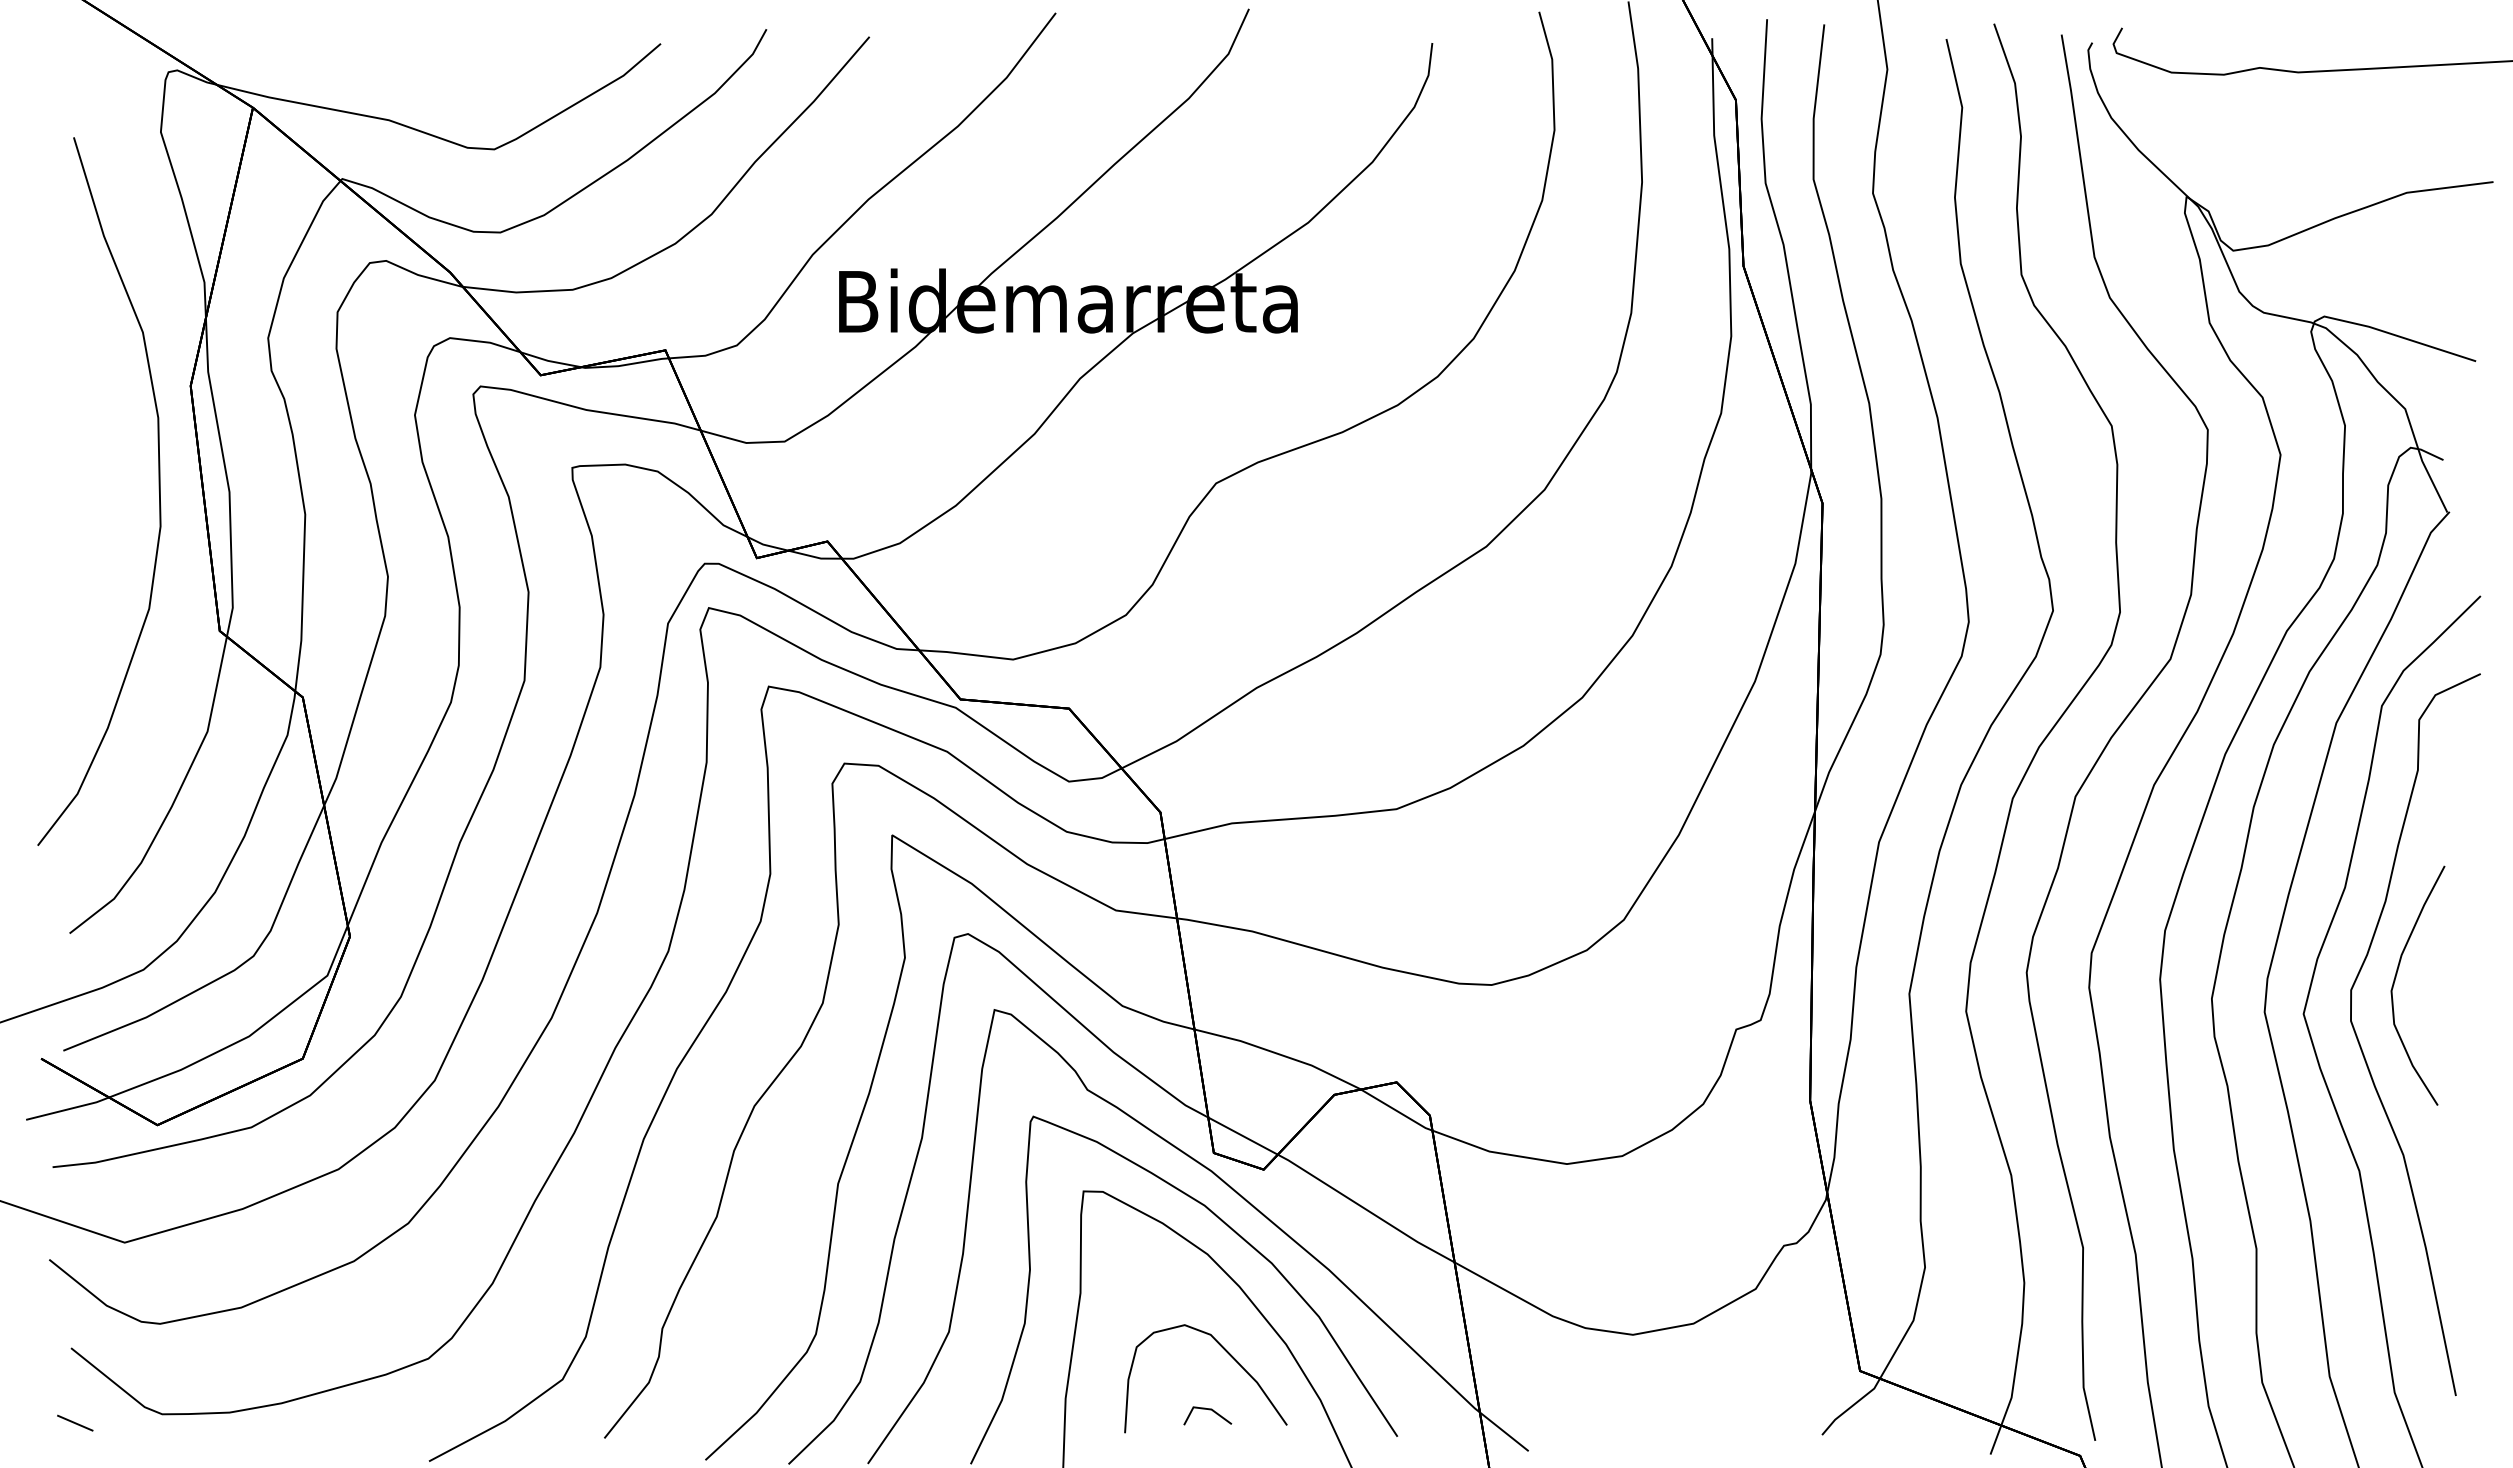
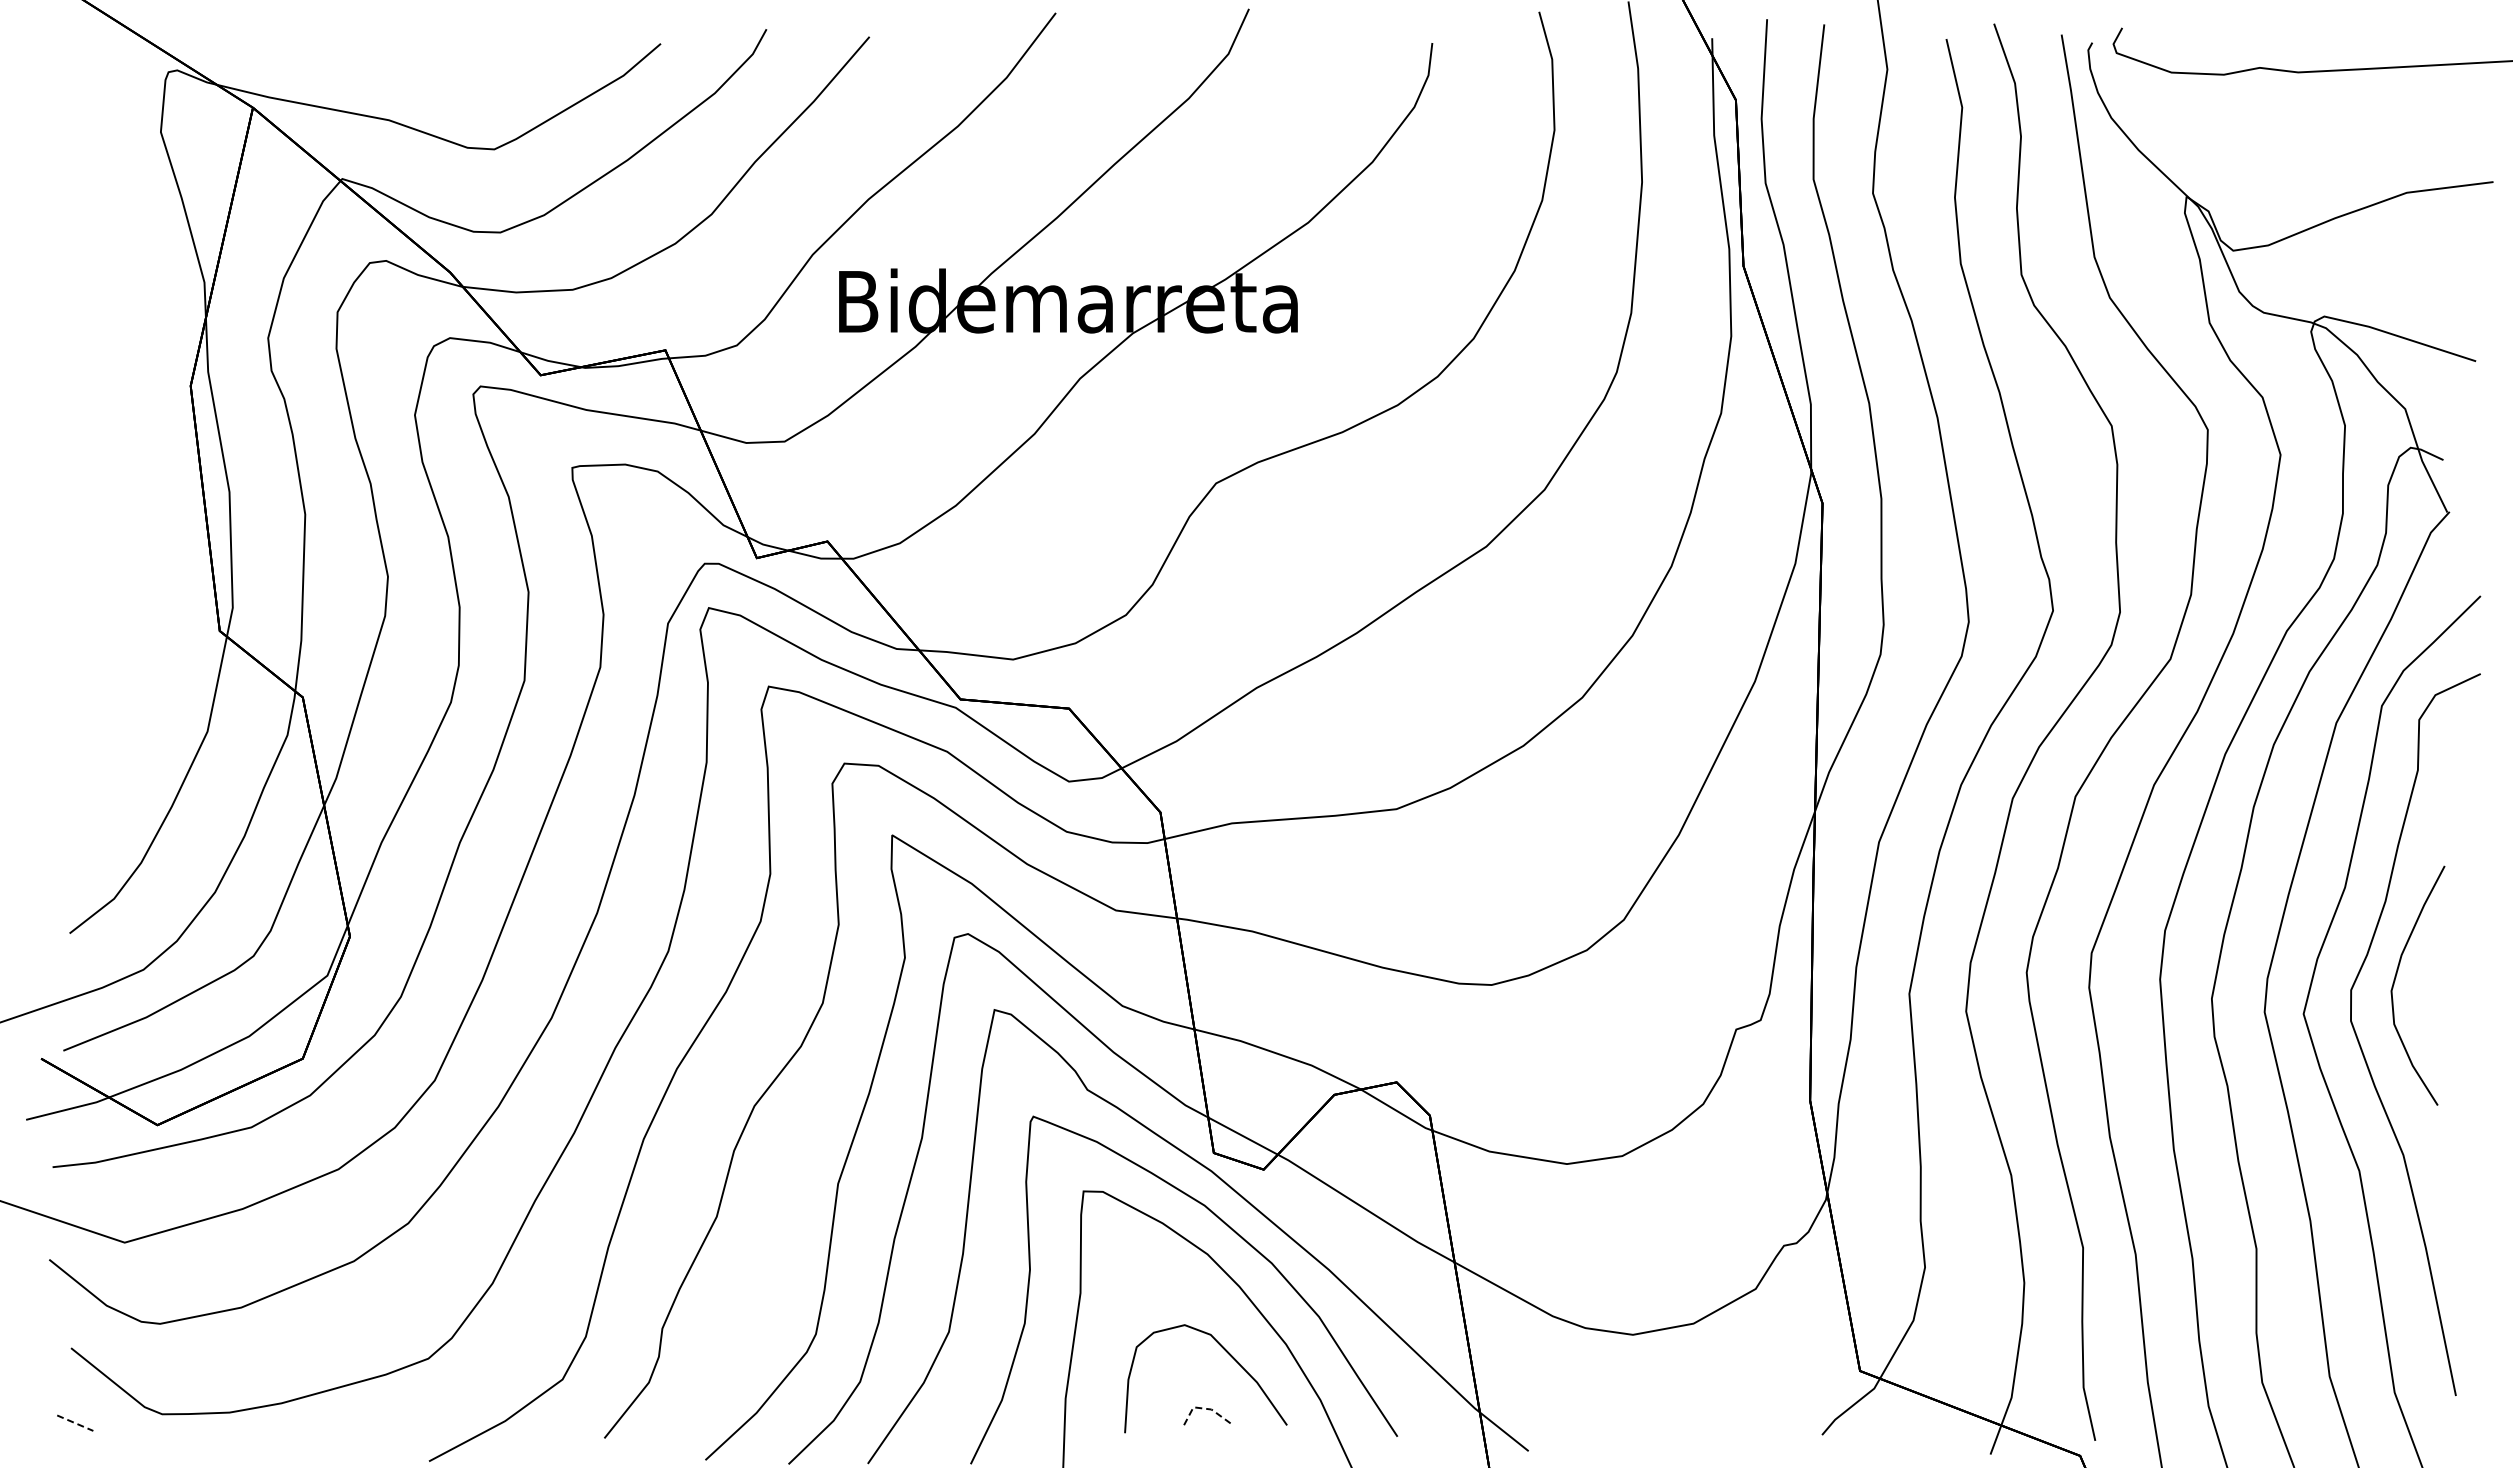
curve: present -> none (158, 490)
line: solid -> dashed (1204, 1408)
line: solid -> dashed (75, 1423)
